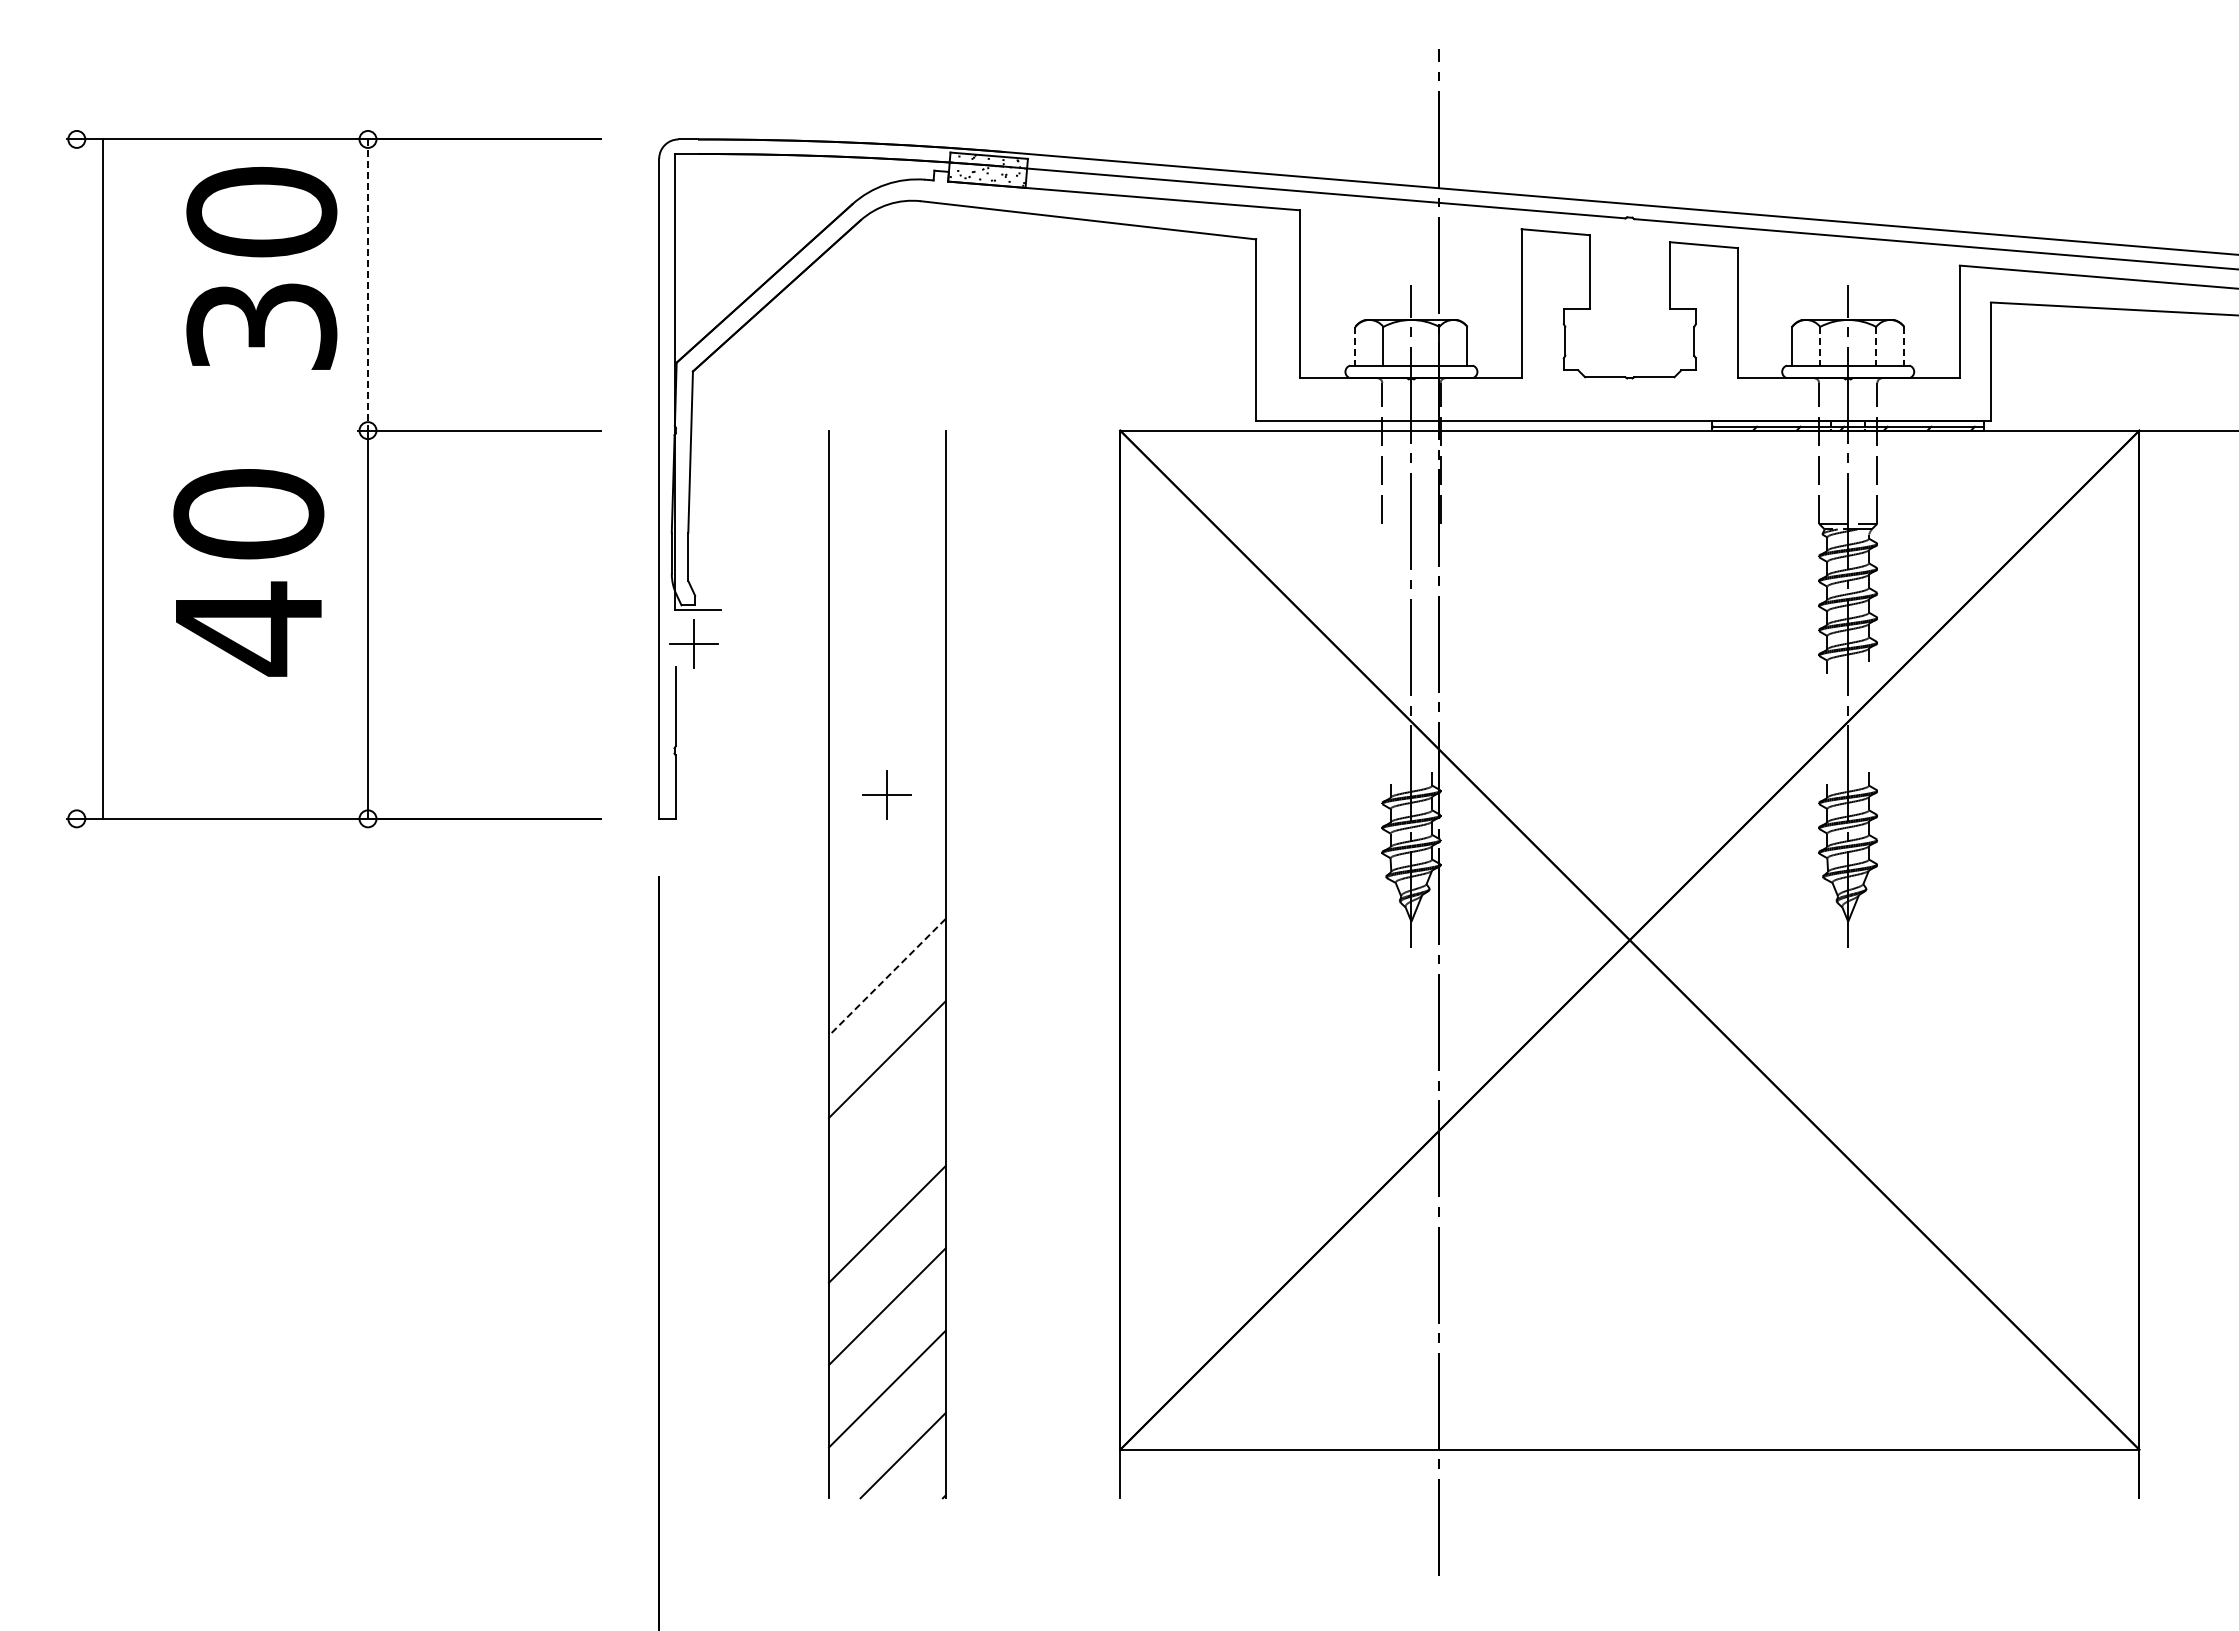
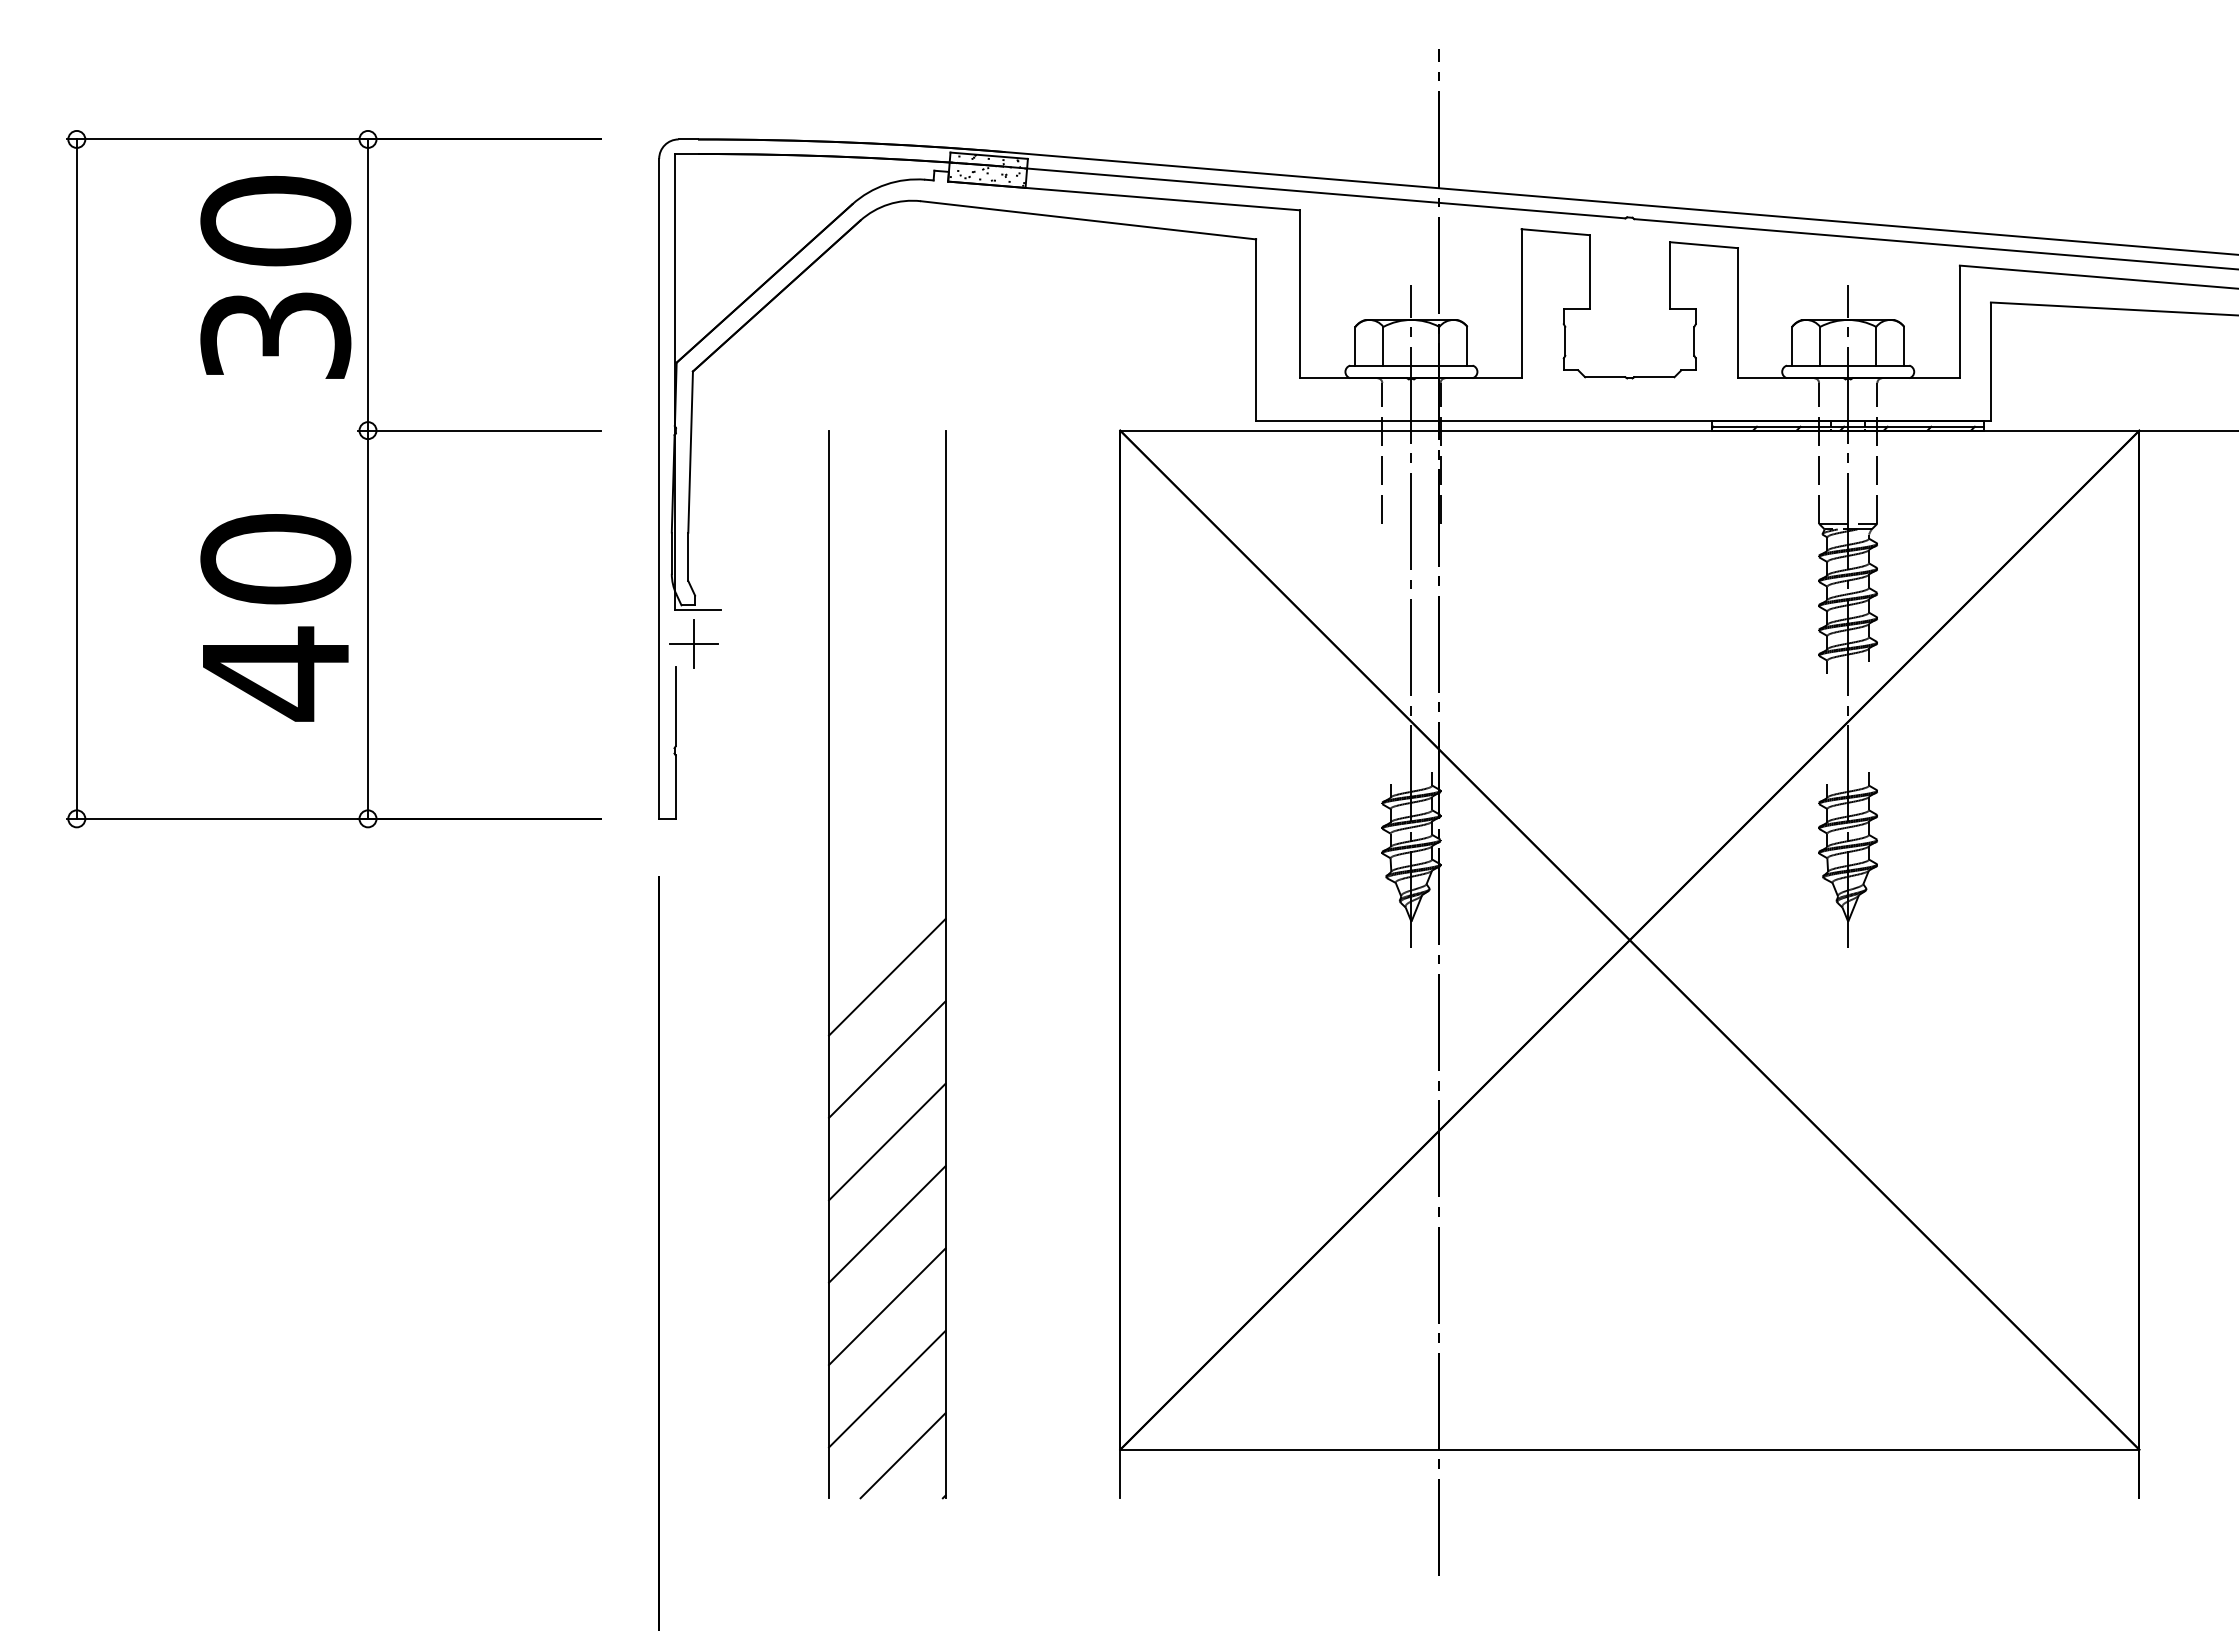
text position: (261, 268) -> (275, 277) (275, 277)
line: dashed -> solid (368, 285)
line: dashed -> solid (1355, 346)
line: dashed -> solid (1820, 346)
line: dashed -> solid (1876, 346)
line: dashed -> solid (1904, 346)
line position: (102, 478) -> (76, 478) (76, 478)
text position: (248, 572) -> (275, 617) (275, 617)
part: present -> none (886, 794)
line: dashed -> solid (886, 977)
line: none -> present (887, 1141)
